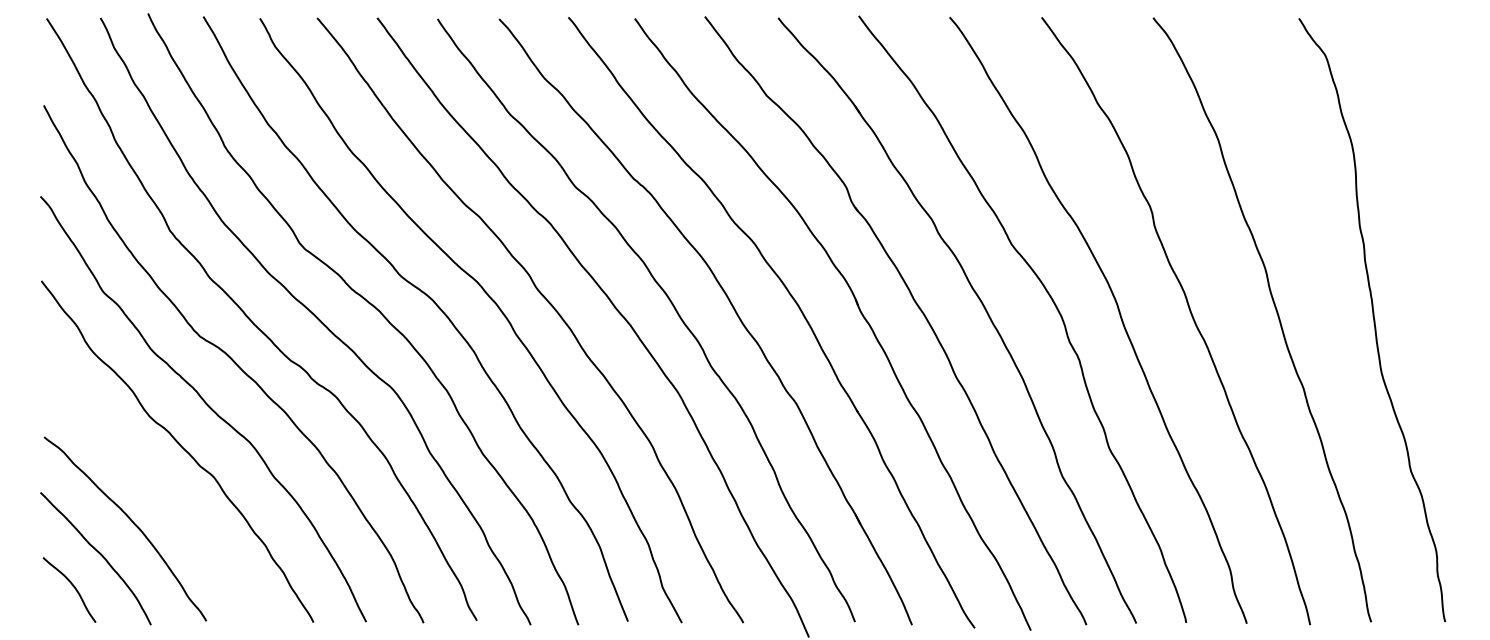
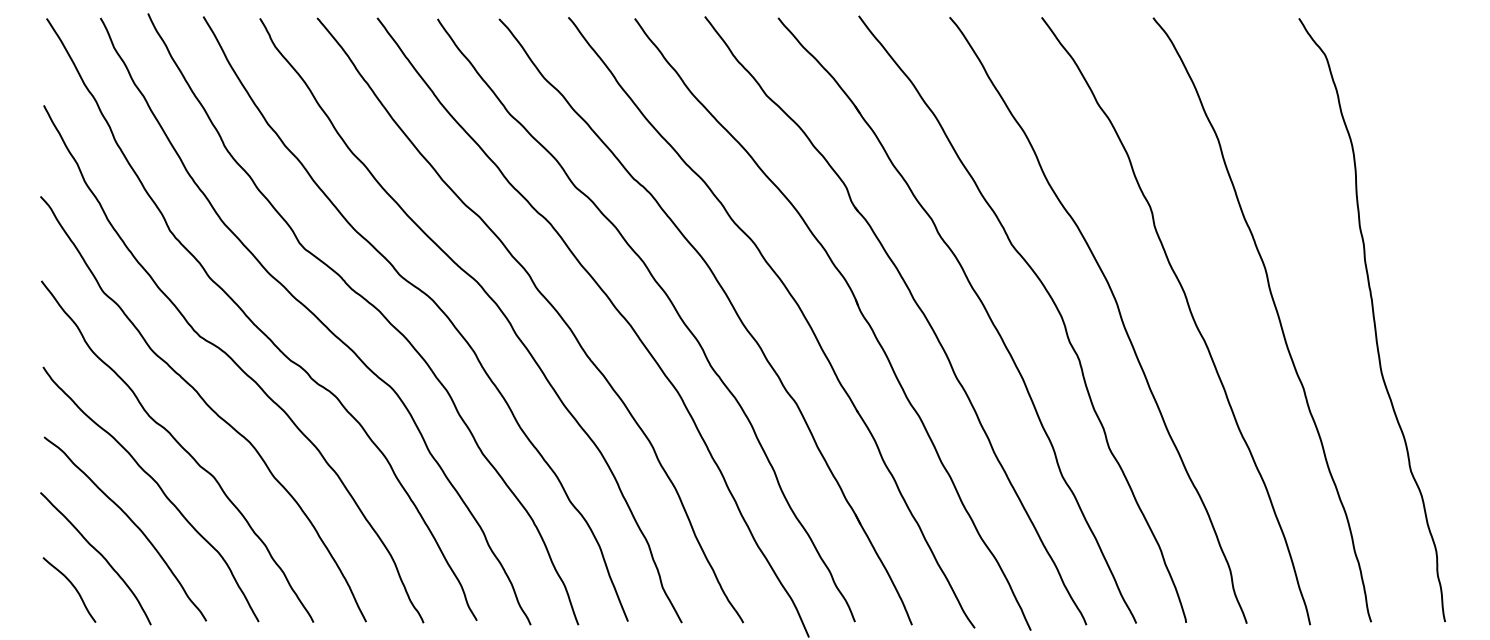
curve: none -> present (159, 488)
